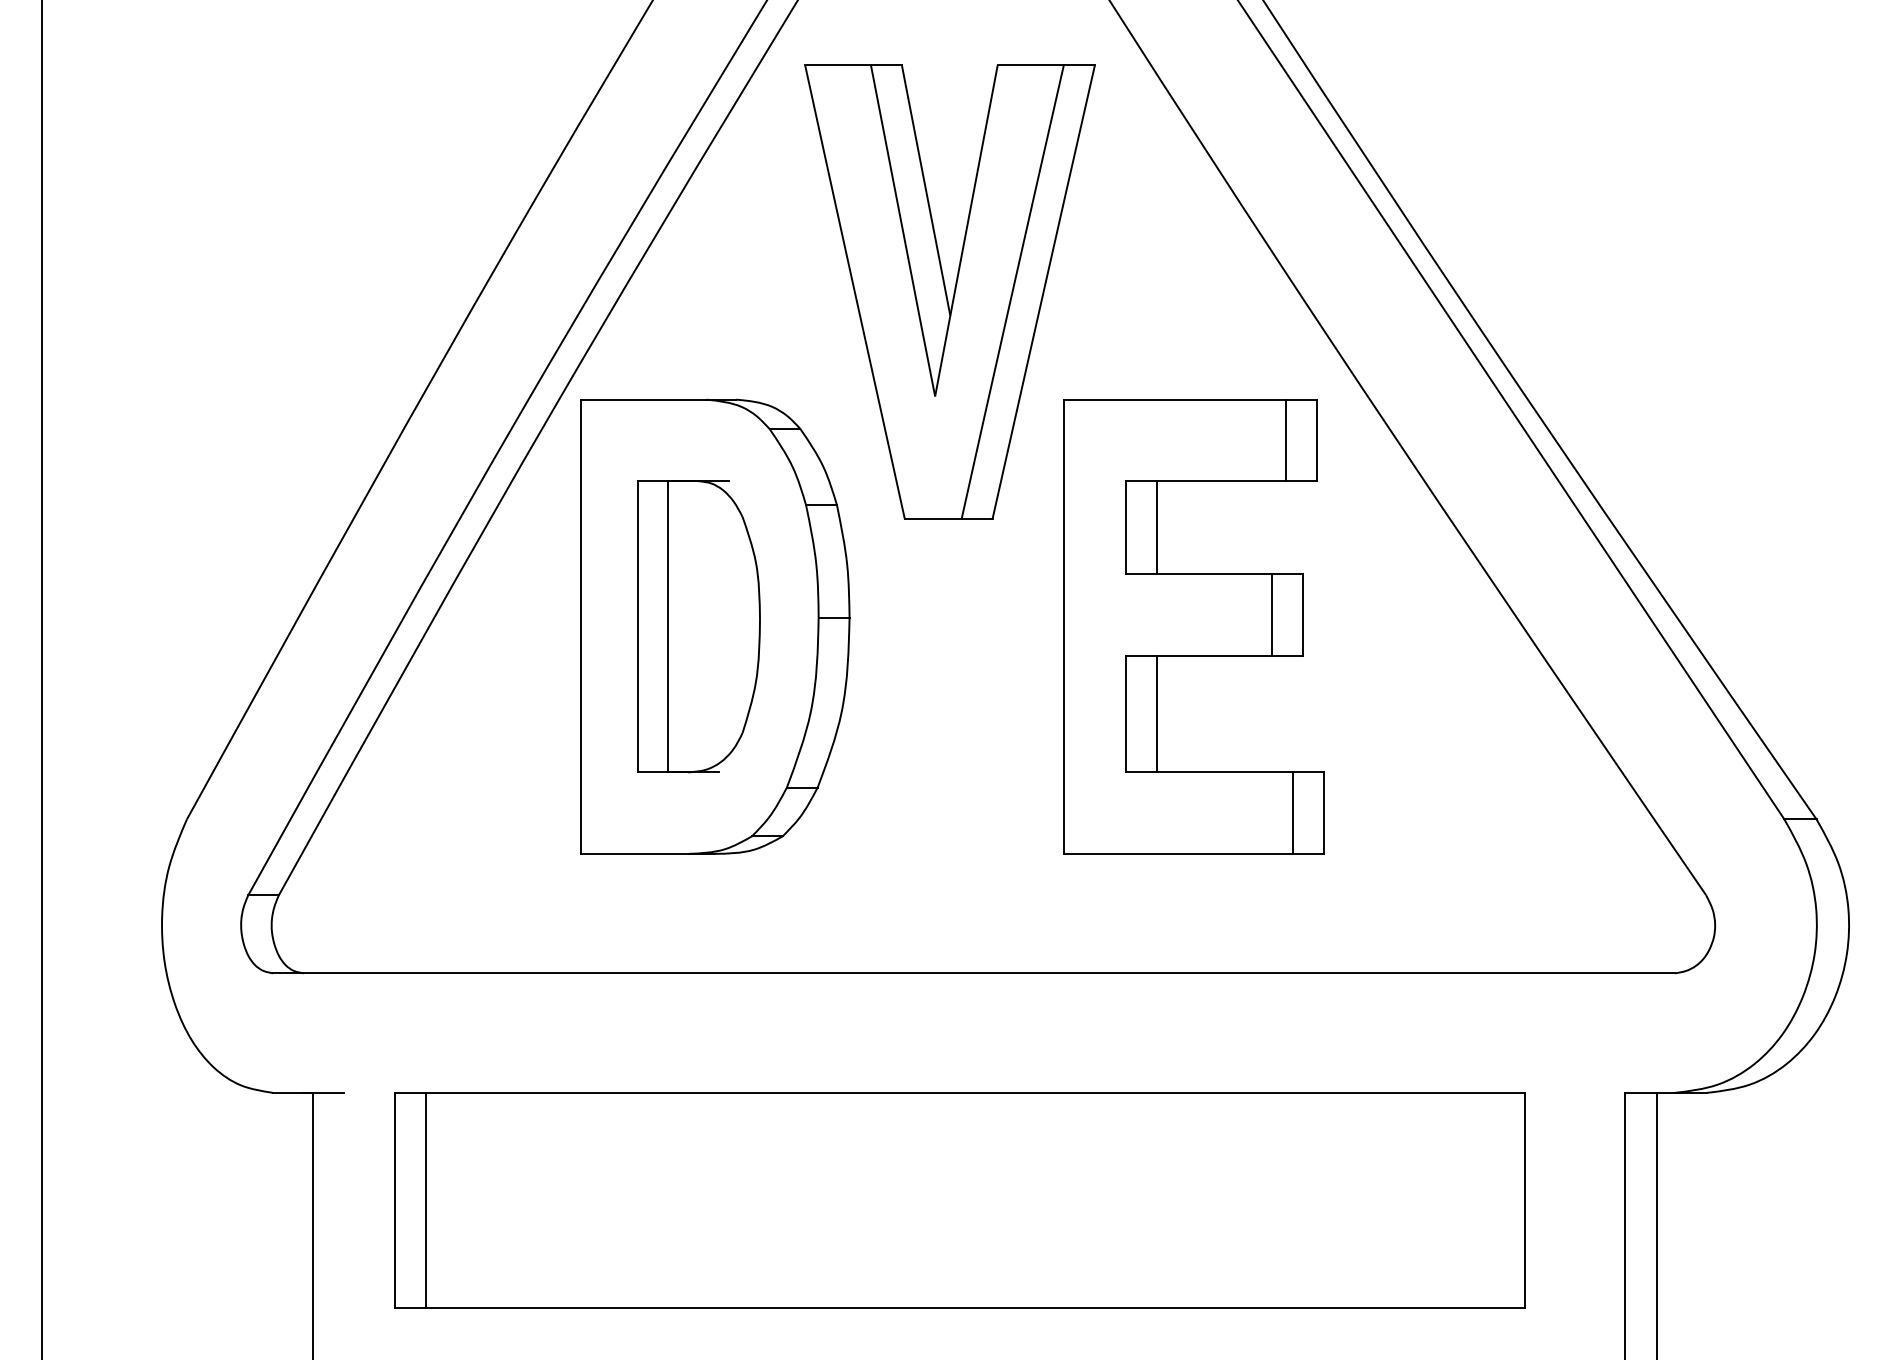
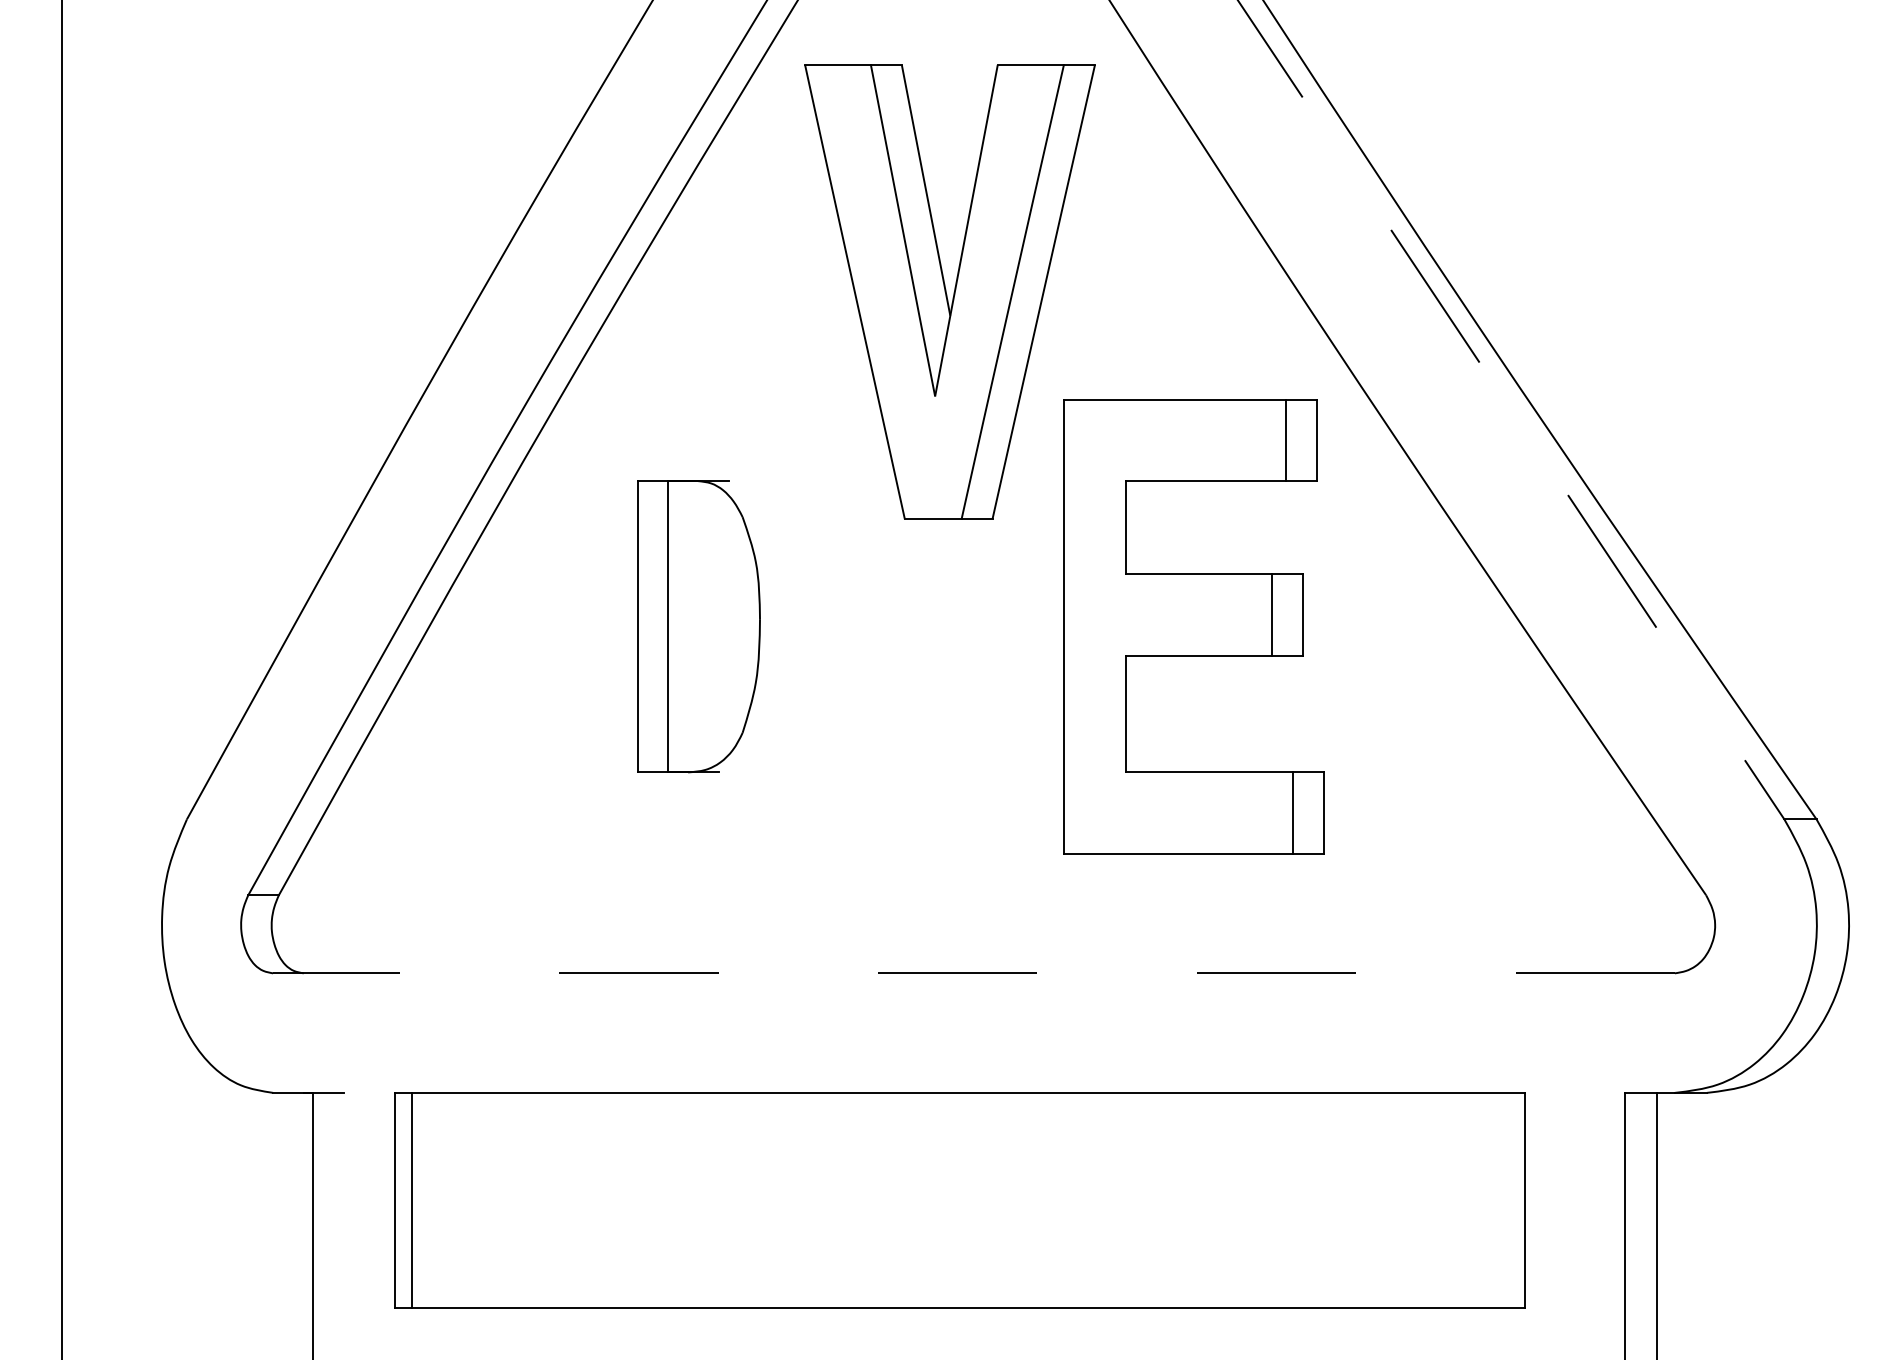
line: solid -> dashed (1511, 410)
line: present -> none (1156, 527)
part: present -> none (715, 626)
line position: (41, 679) -> (61, 679) (61, 679)
line: present -> none (1156, 713)
line: solid -> dashed (974, 973)
line position: (425, 1200) -> (411, 1200) (411, 1200)
